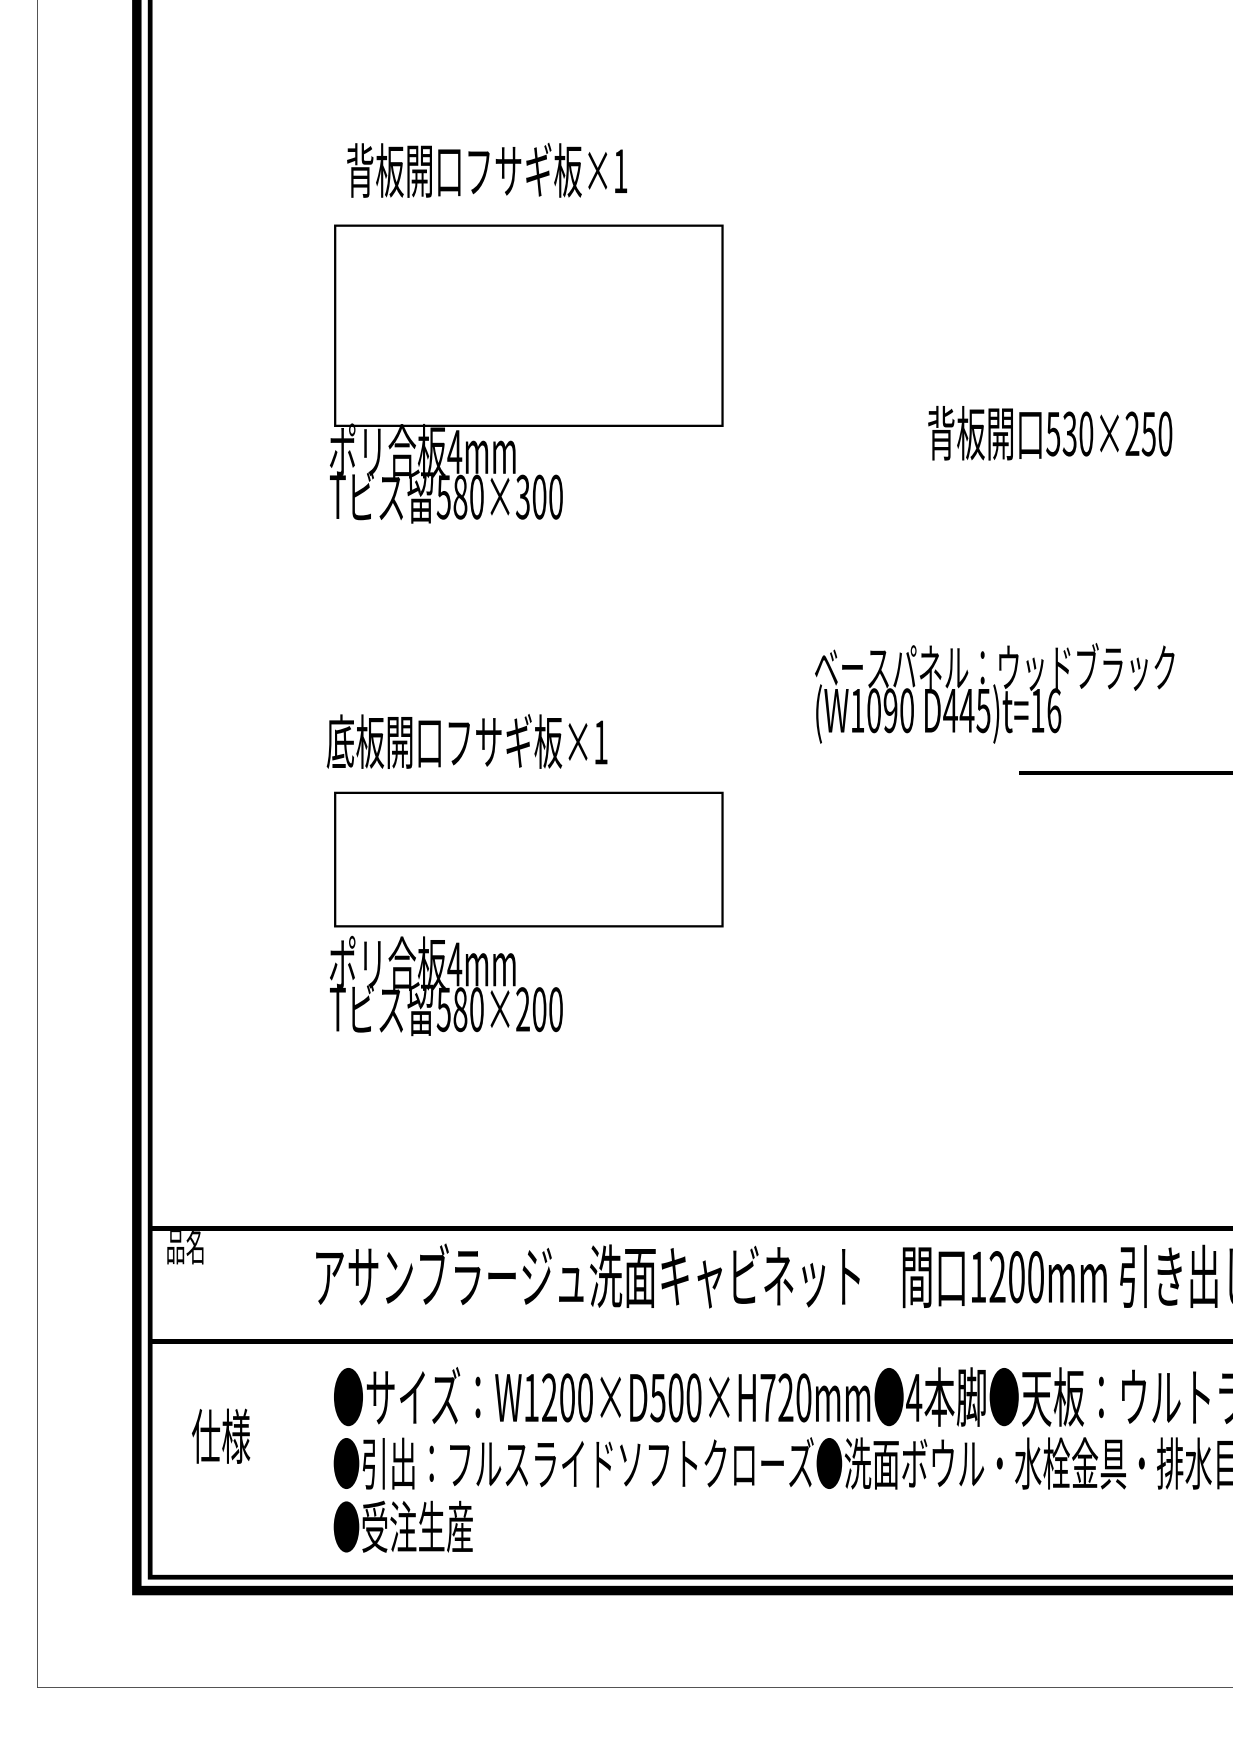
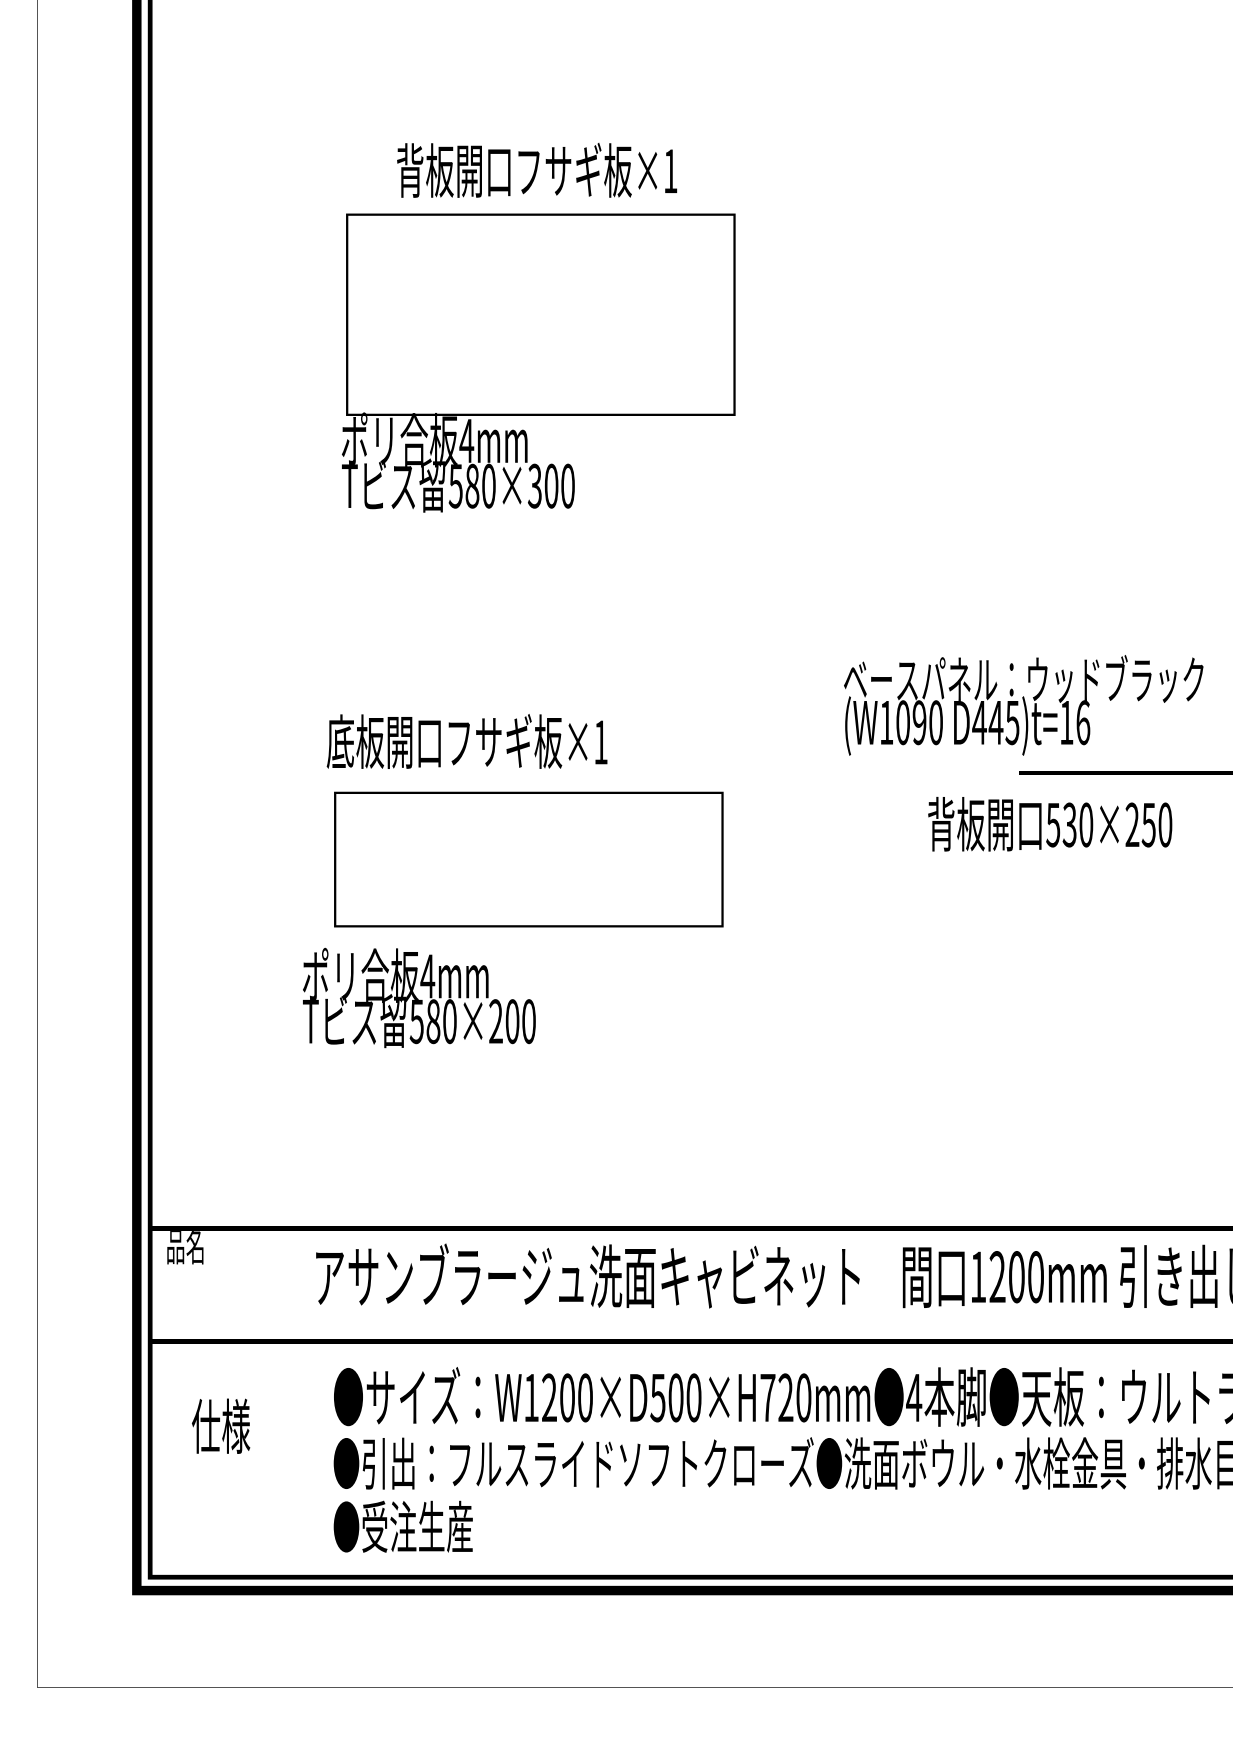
text position: (487, 170) -> (537, 170) (537, 170)
text position: (526, 373) -> (538, 362) (538, 362)
text position: (1050, 432) -> (1050, 823) (1050, 823)
text position: (994, 693) -> (1023, 705) (1023, 705)
text position: (446, 985) -> (419, 997) (419, 997)
text position: (221, 1435) -> (221, 1425) (221, 1425)
